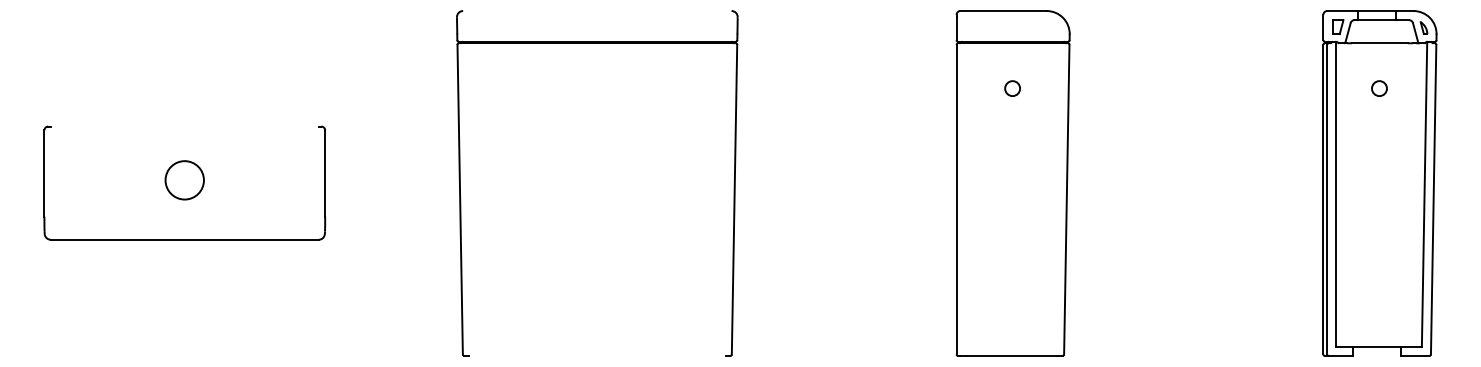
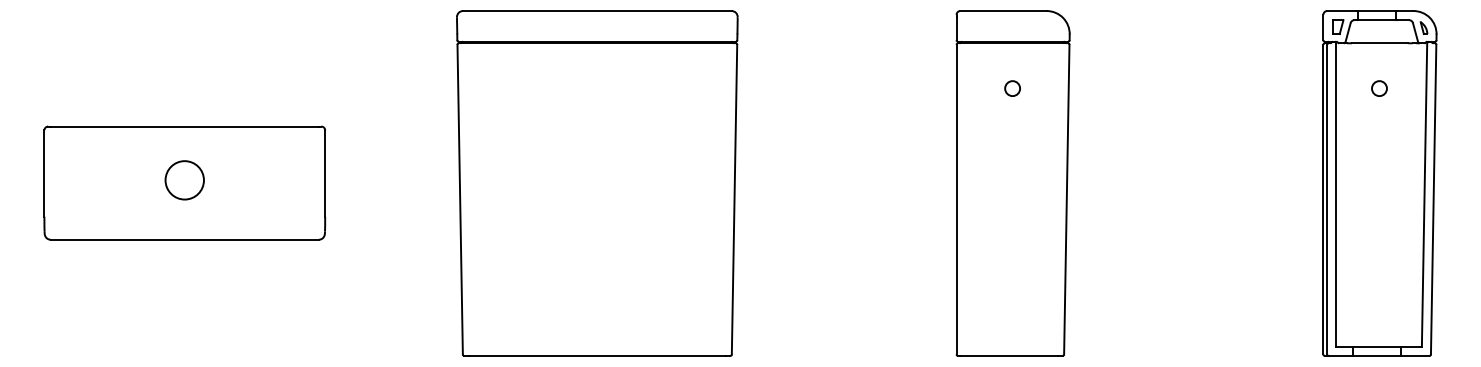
line: none -> present (597, 11)
line: none -> present (184, 126)
line: none -> present (597, 355)
line: none -> present (1376, 355)
